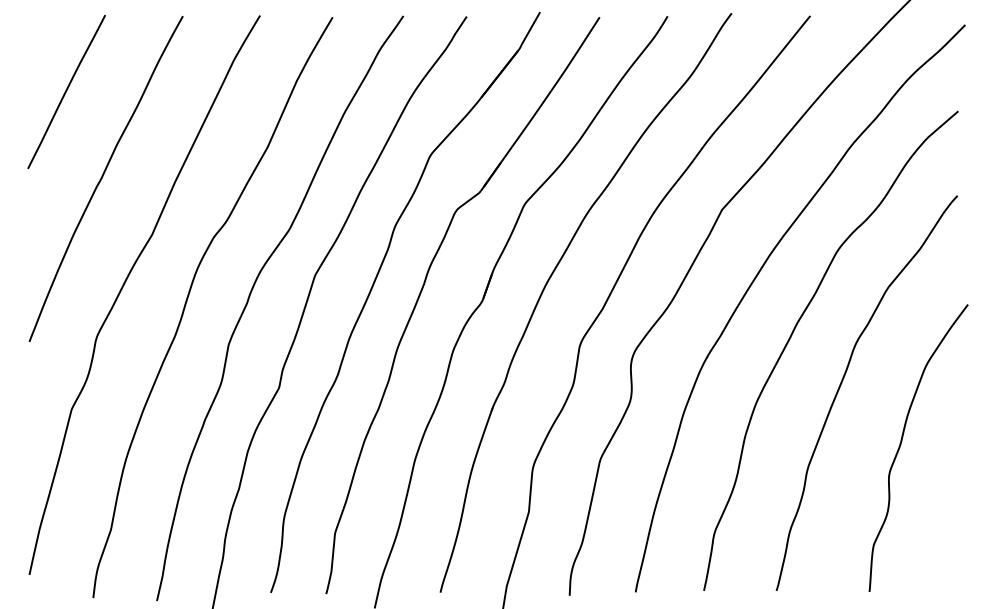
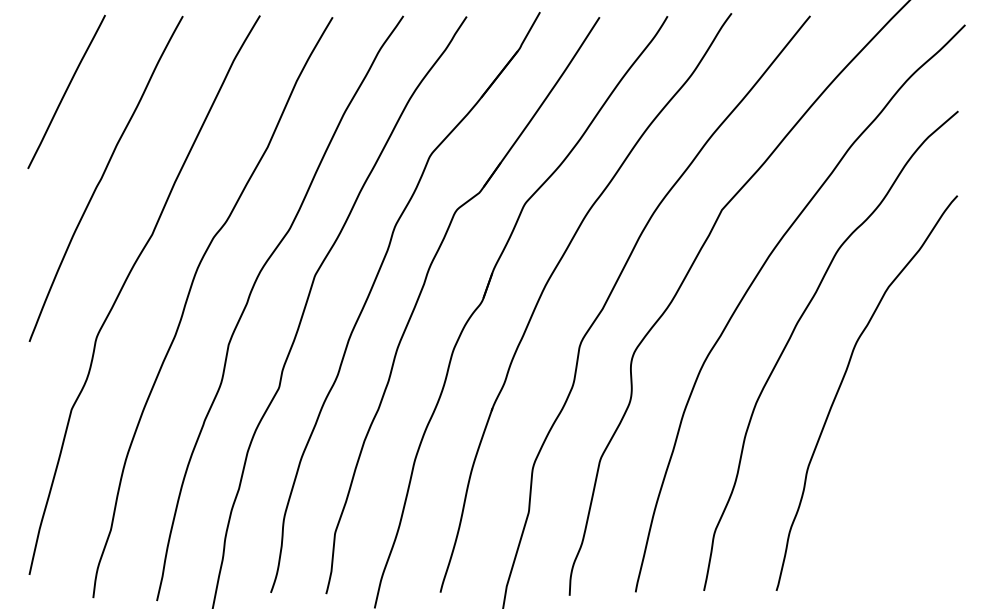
curve: present -> none (902, 441)
